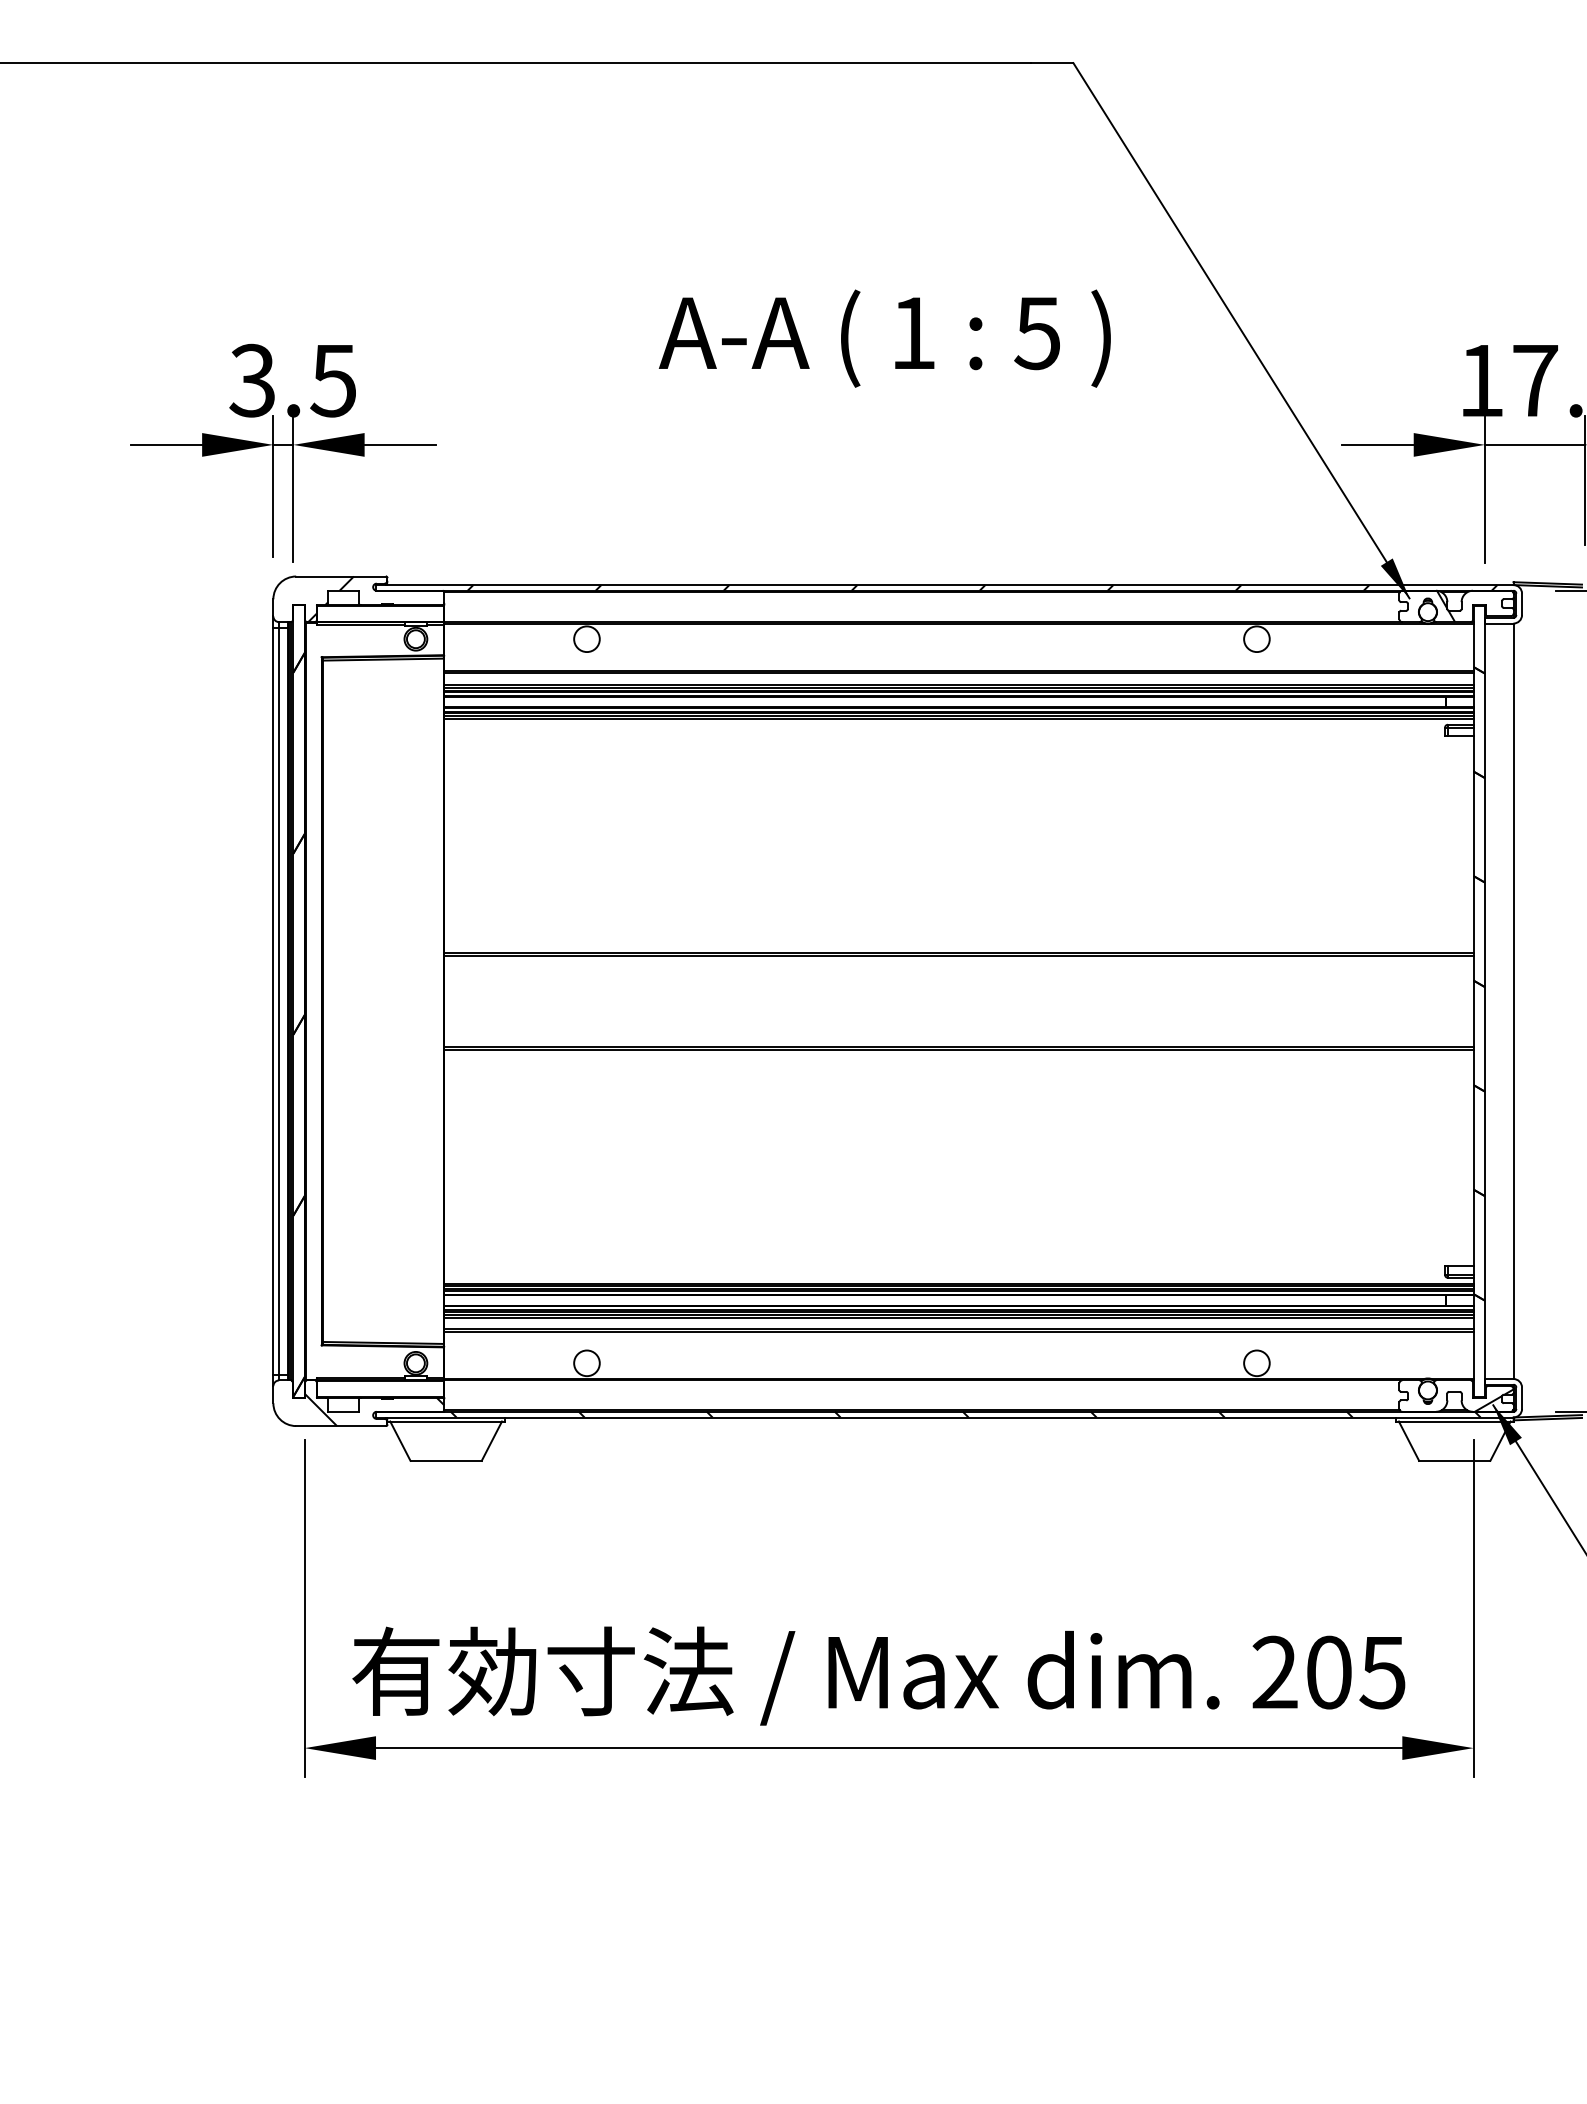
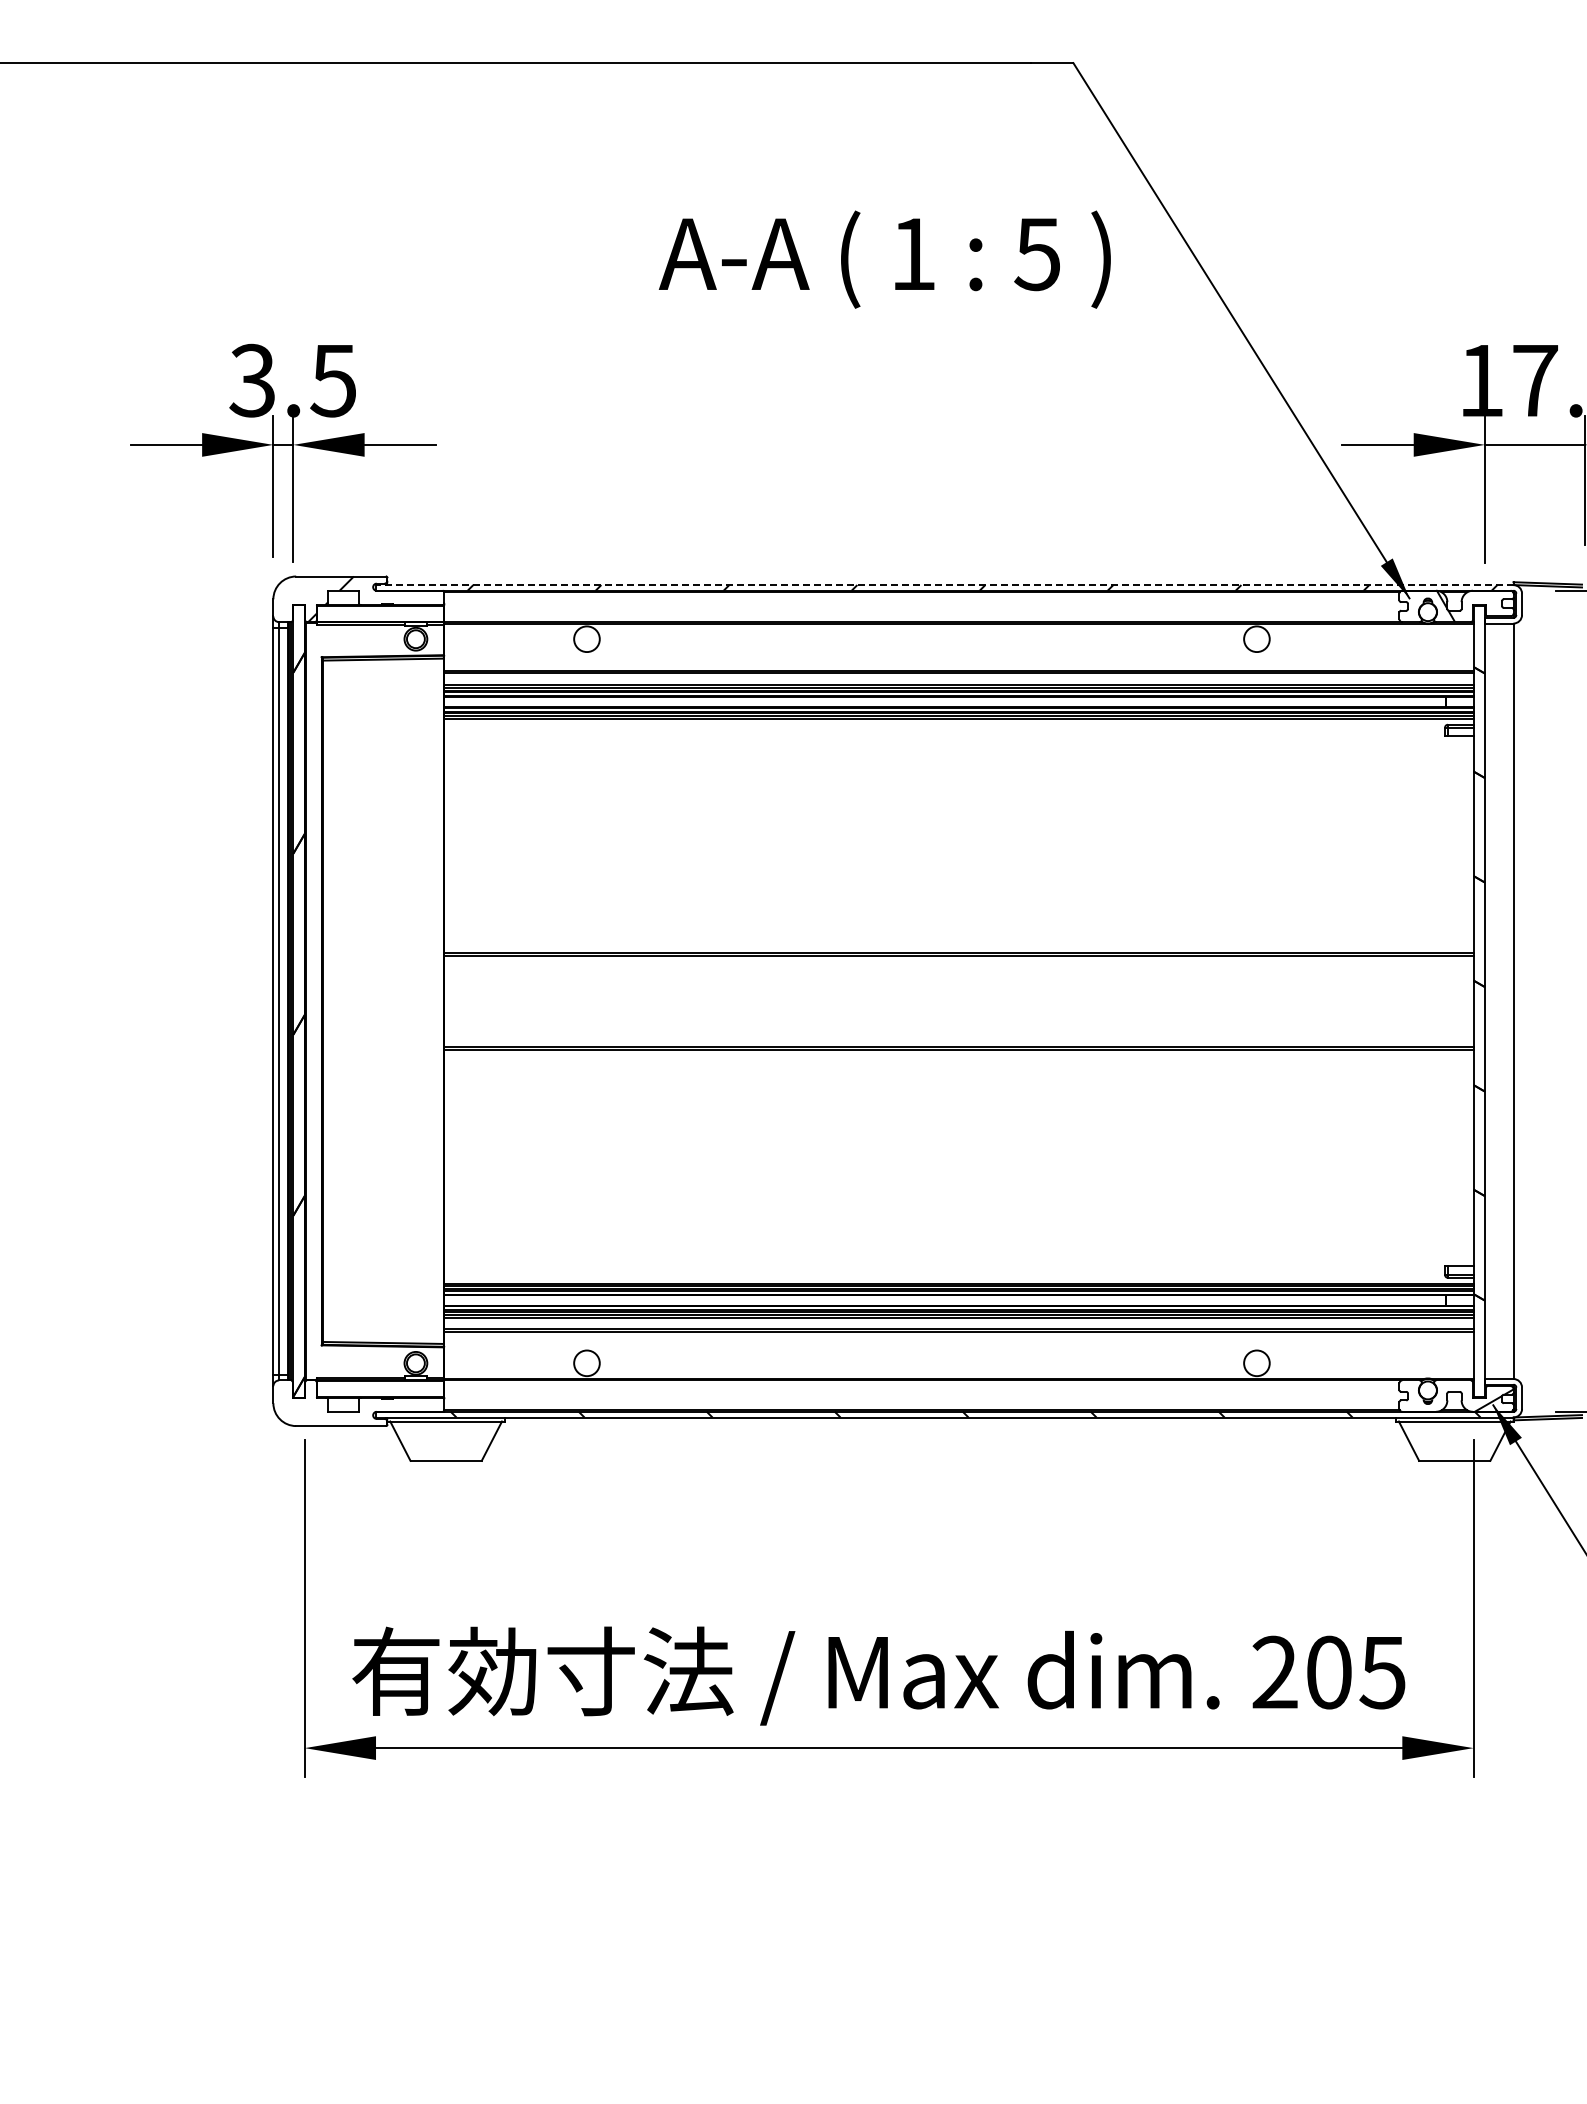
text position: (884, 338) -> (884, 259) (884, 259)
line: solid -> dashed (944, 585)
hatch: present -> none (367, 1403)
